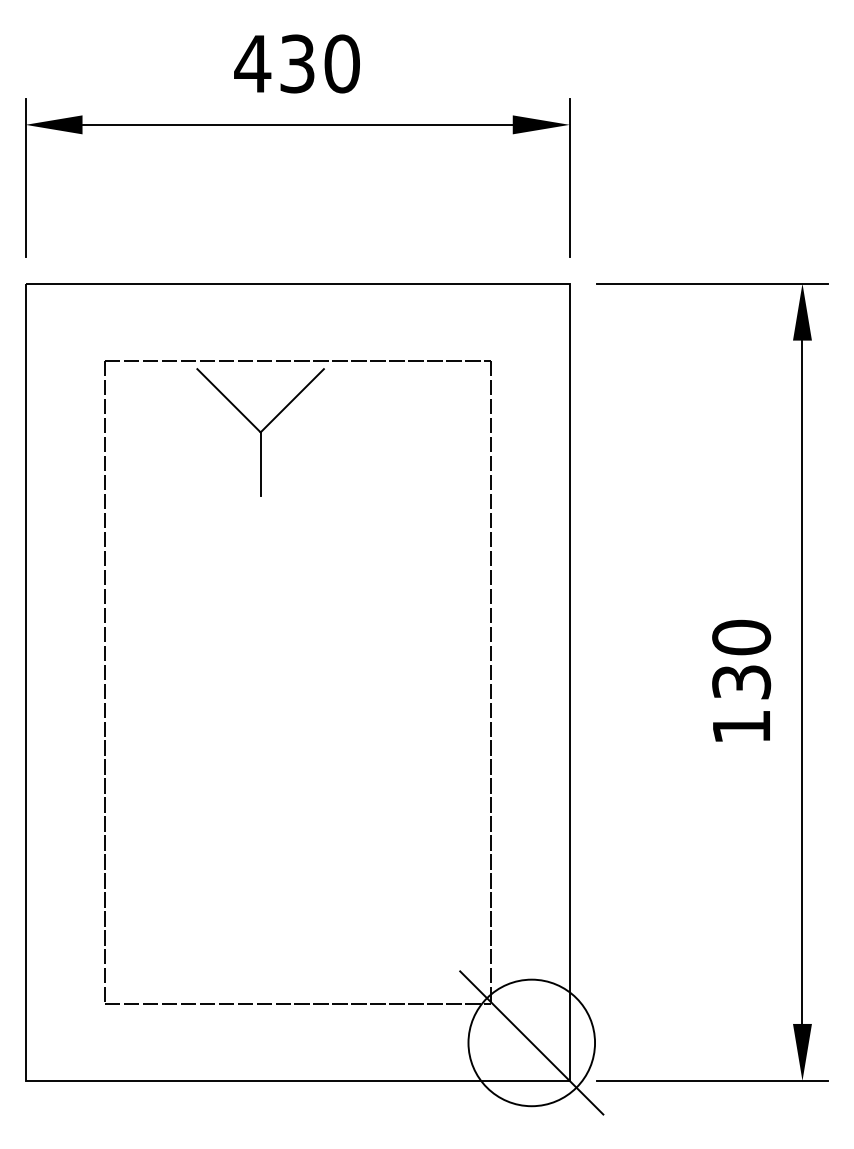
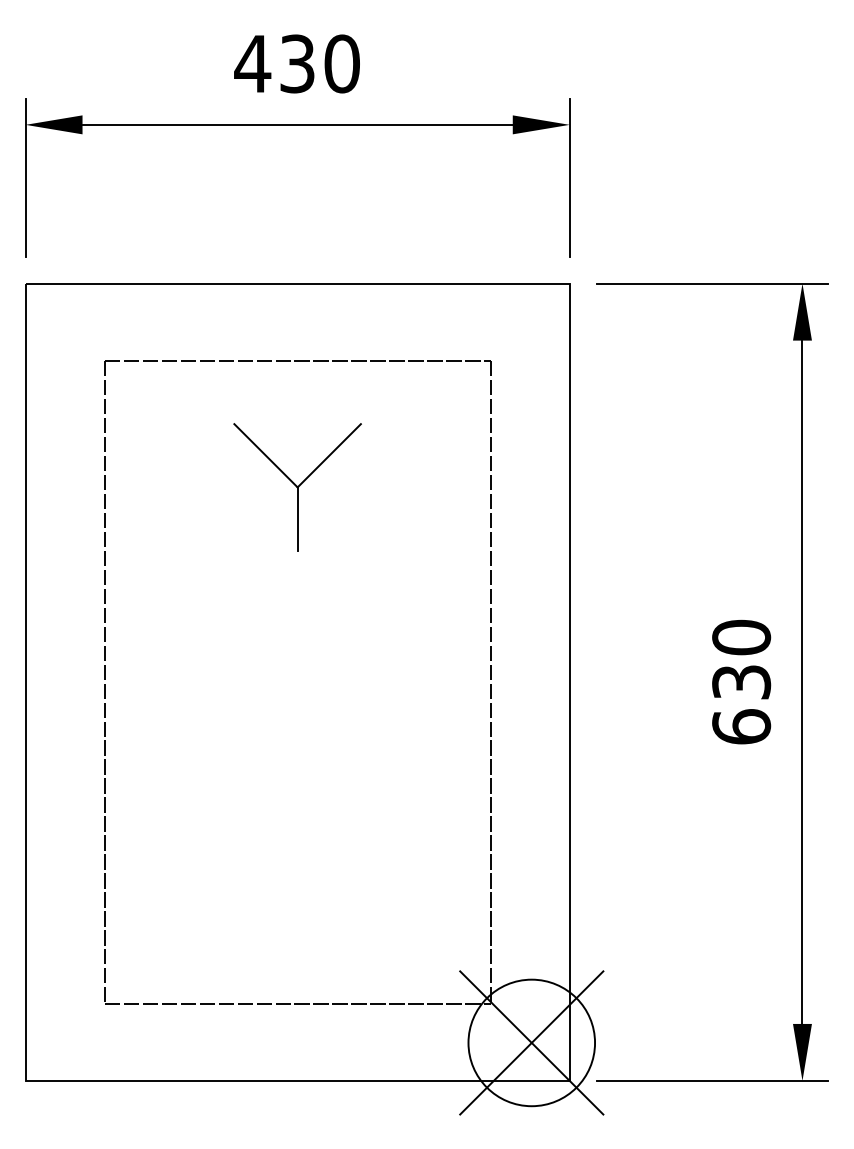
part position: (260, 432) -> (297, 487) (297, 487)
text: 130 -> 630 (741, 726)
line: none -> present (531, 1042)
